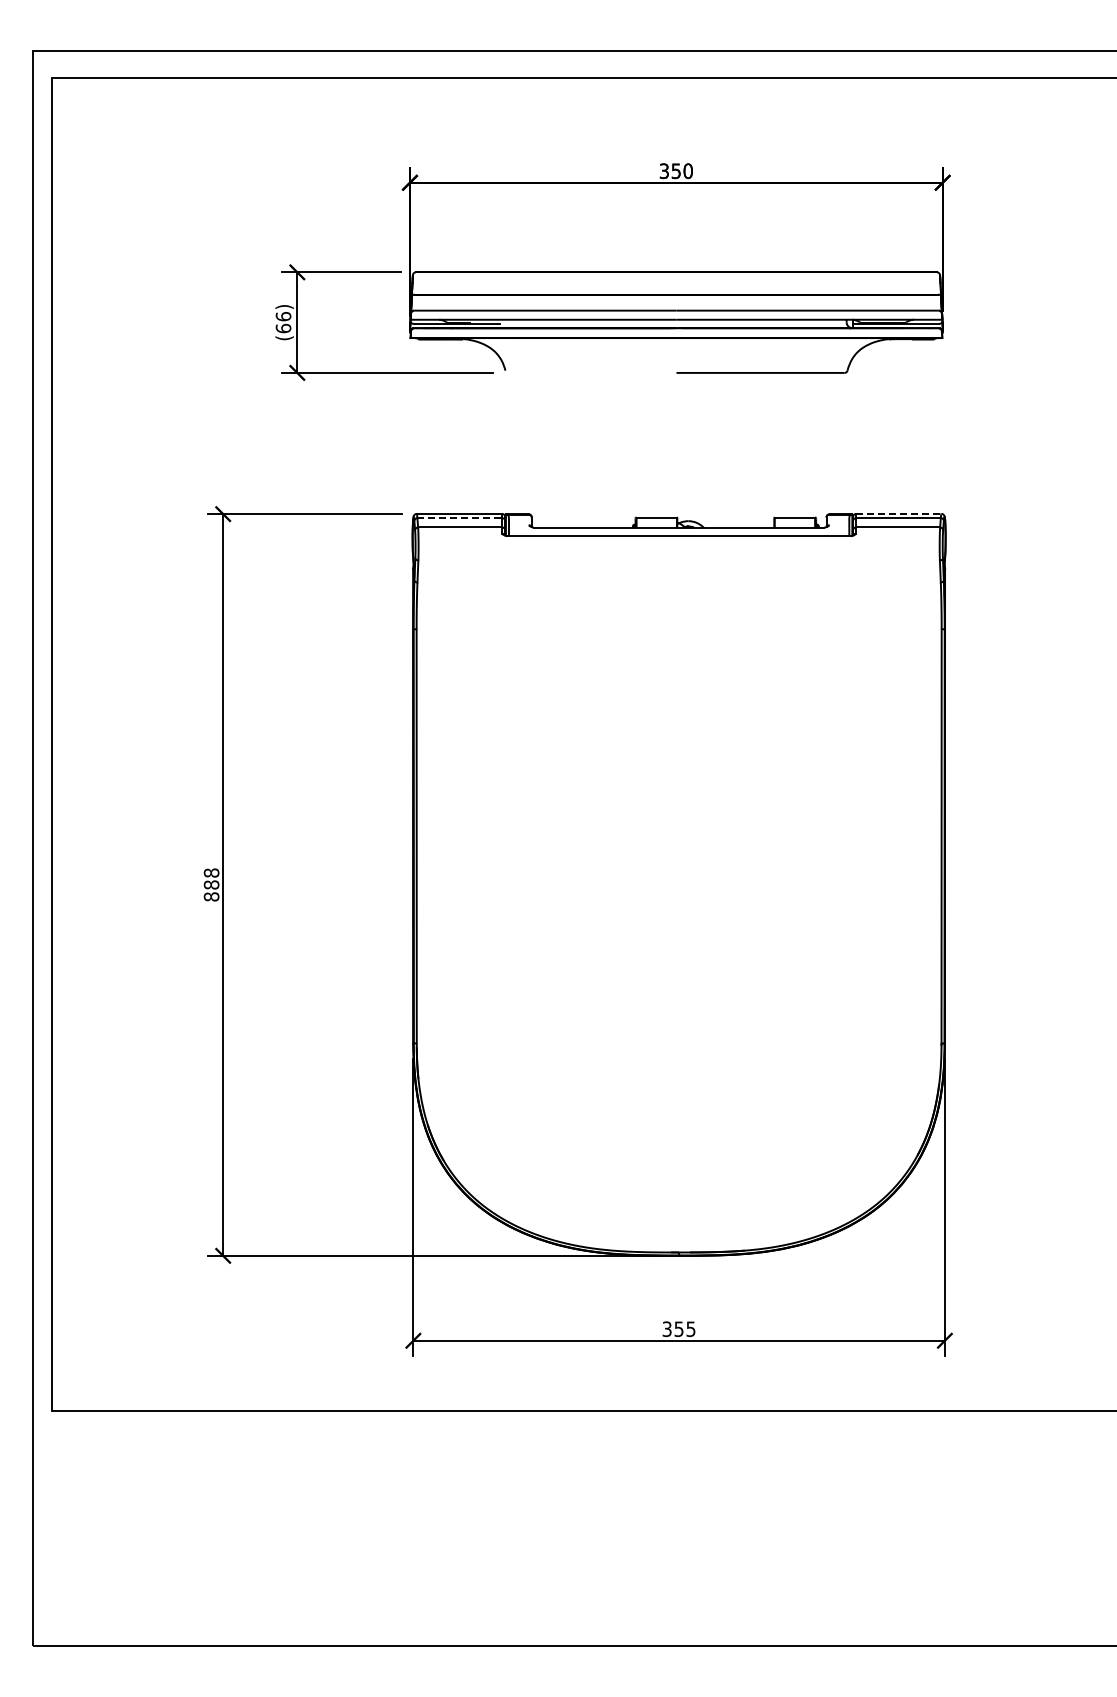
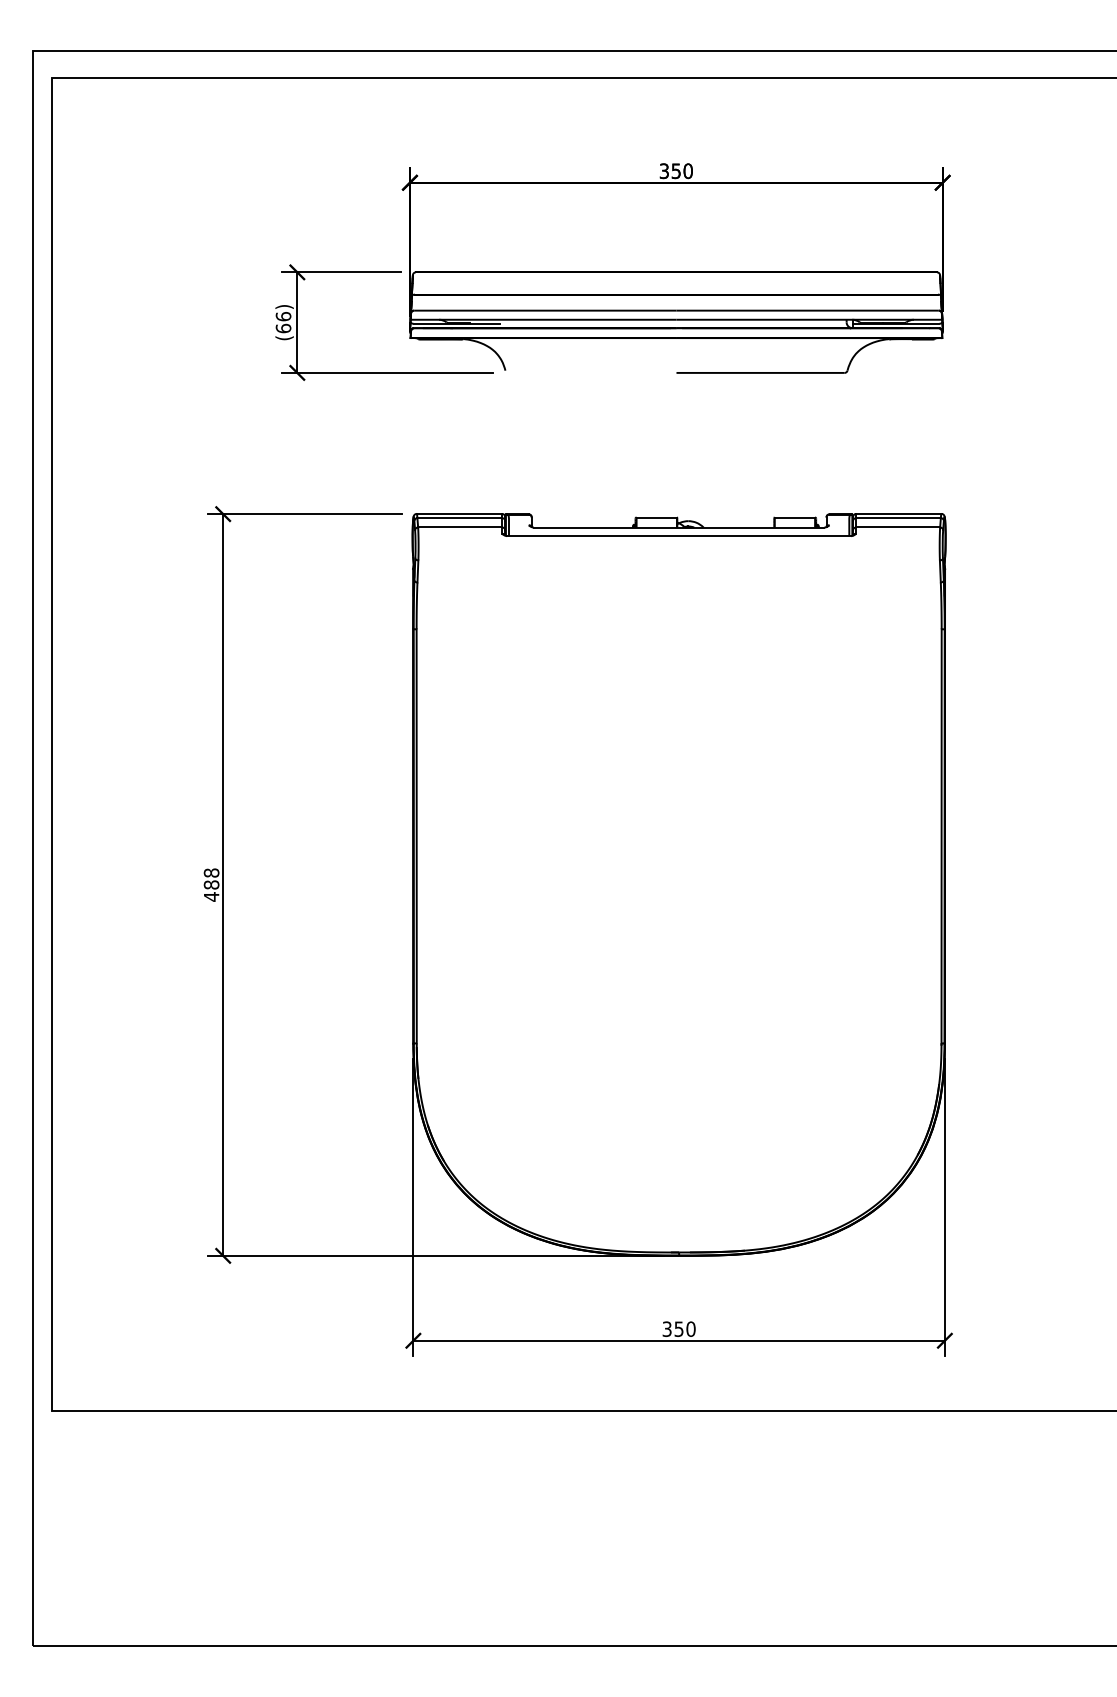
line: dashed -> solid (898, 513)
line: dashed -> solid (460, 518)
text: 888 -> 488 (211, 896)
text: 355 -> 350 (690, 1328)
